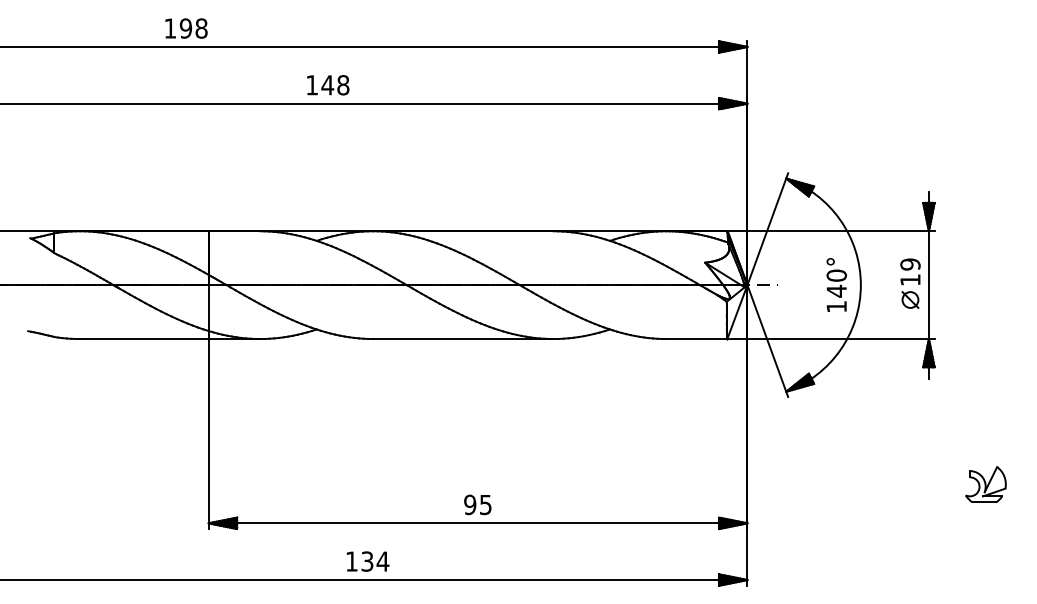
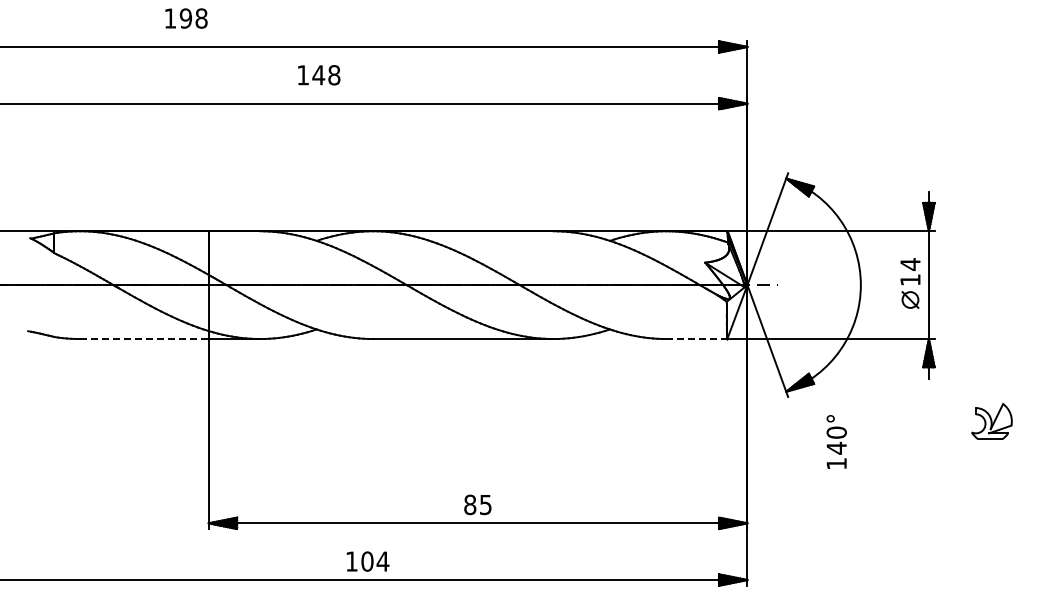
text position: (186, 28) -> (186, 18) (186, 18)
text position: (328, 85) -> (319, 75) (319, 75)
text: 19 -> 14 (910, 264)
text position: (836, 284) -> (836, 441) (836, 441)
line: solid -> dashed (144, 339)
line: solid -> dashed (697, 339)
part position: (985, 484) -> (991, 421) (991, 421)
text: 95 -> 85 (470, 504)
text: 134 -> 104 (367, 561)
